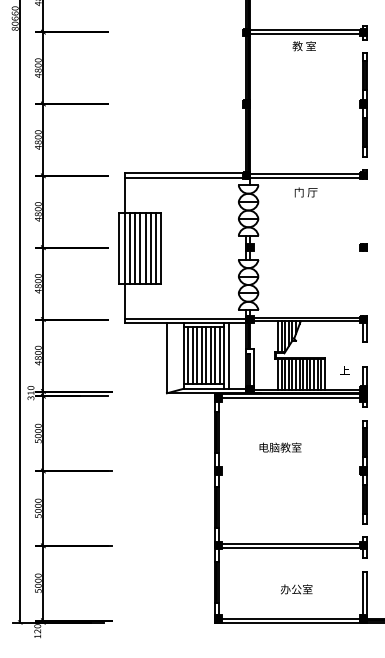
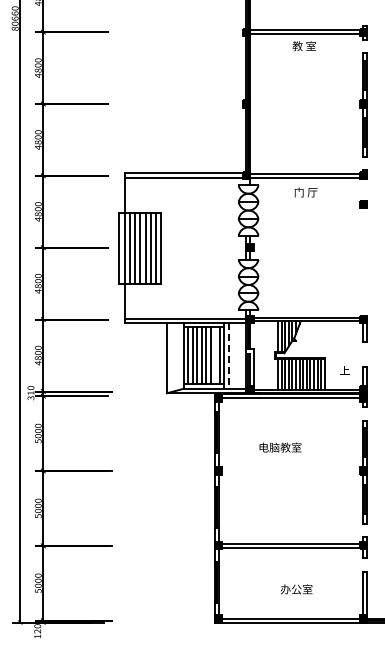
part position: (363, 247) -> (363, 204) (363, 204)
line: present -> none (215, 355)
line: solid -> dashed (228, 356)
